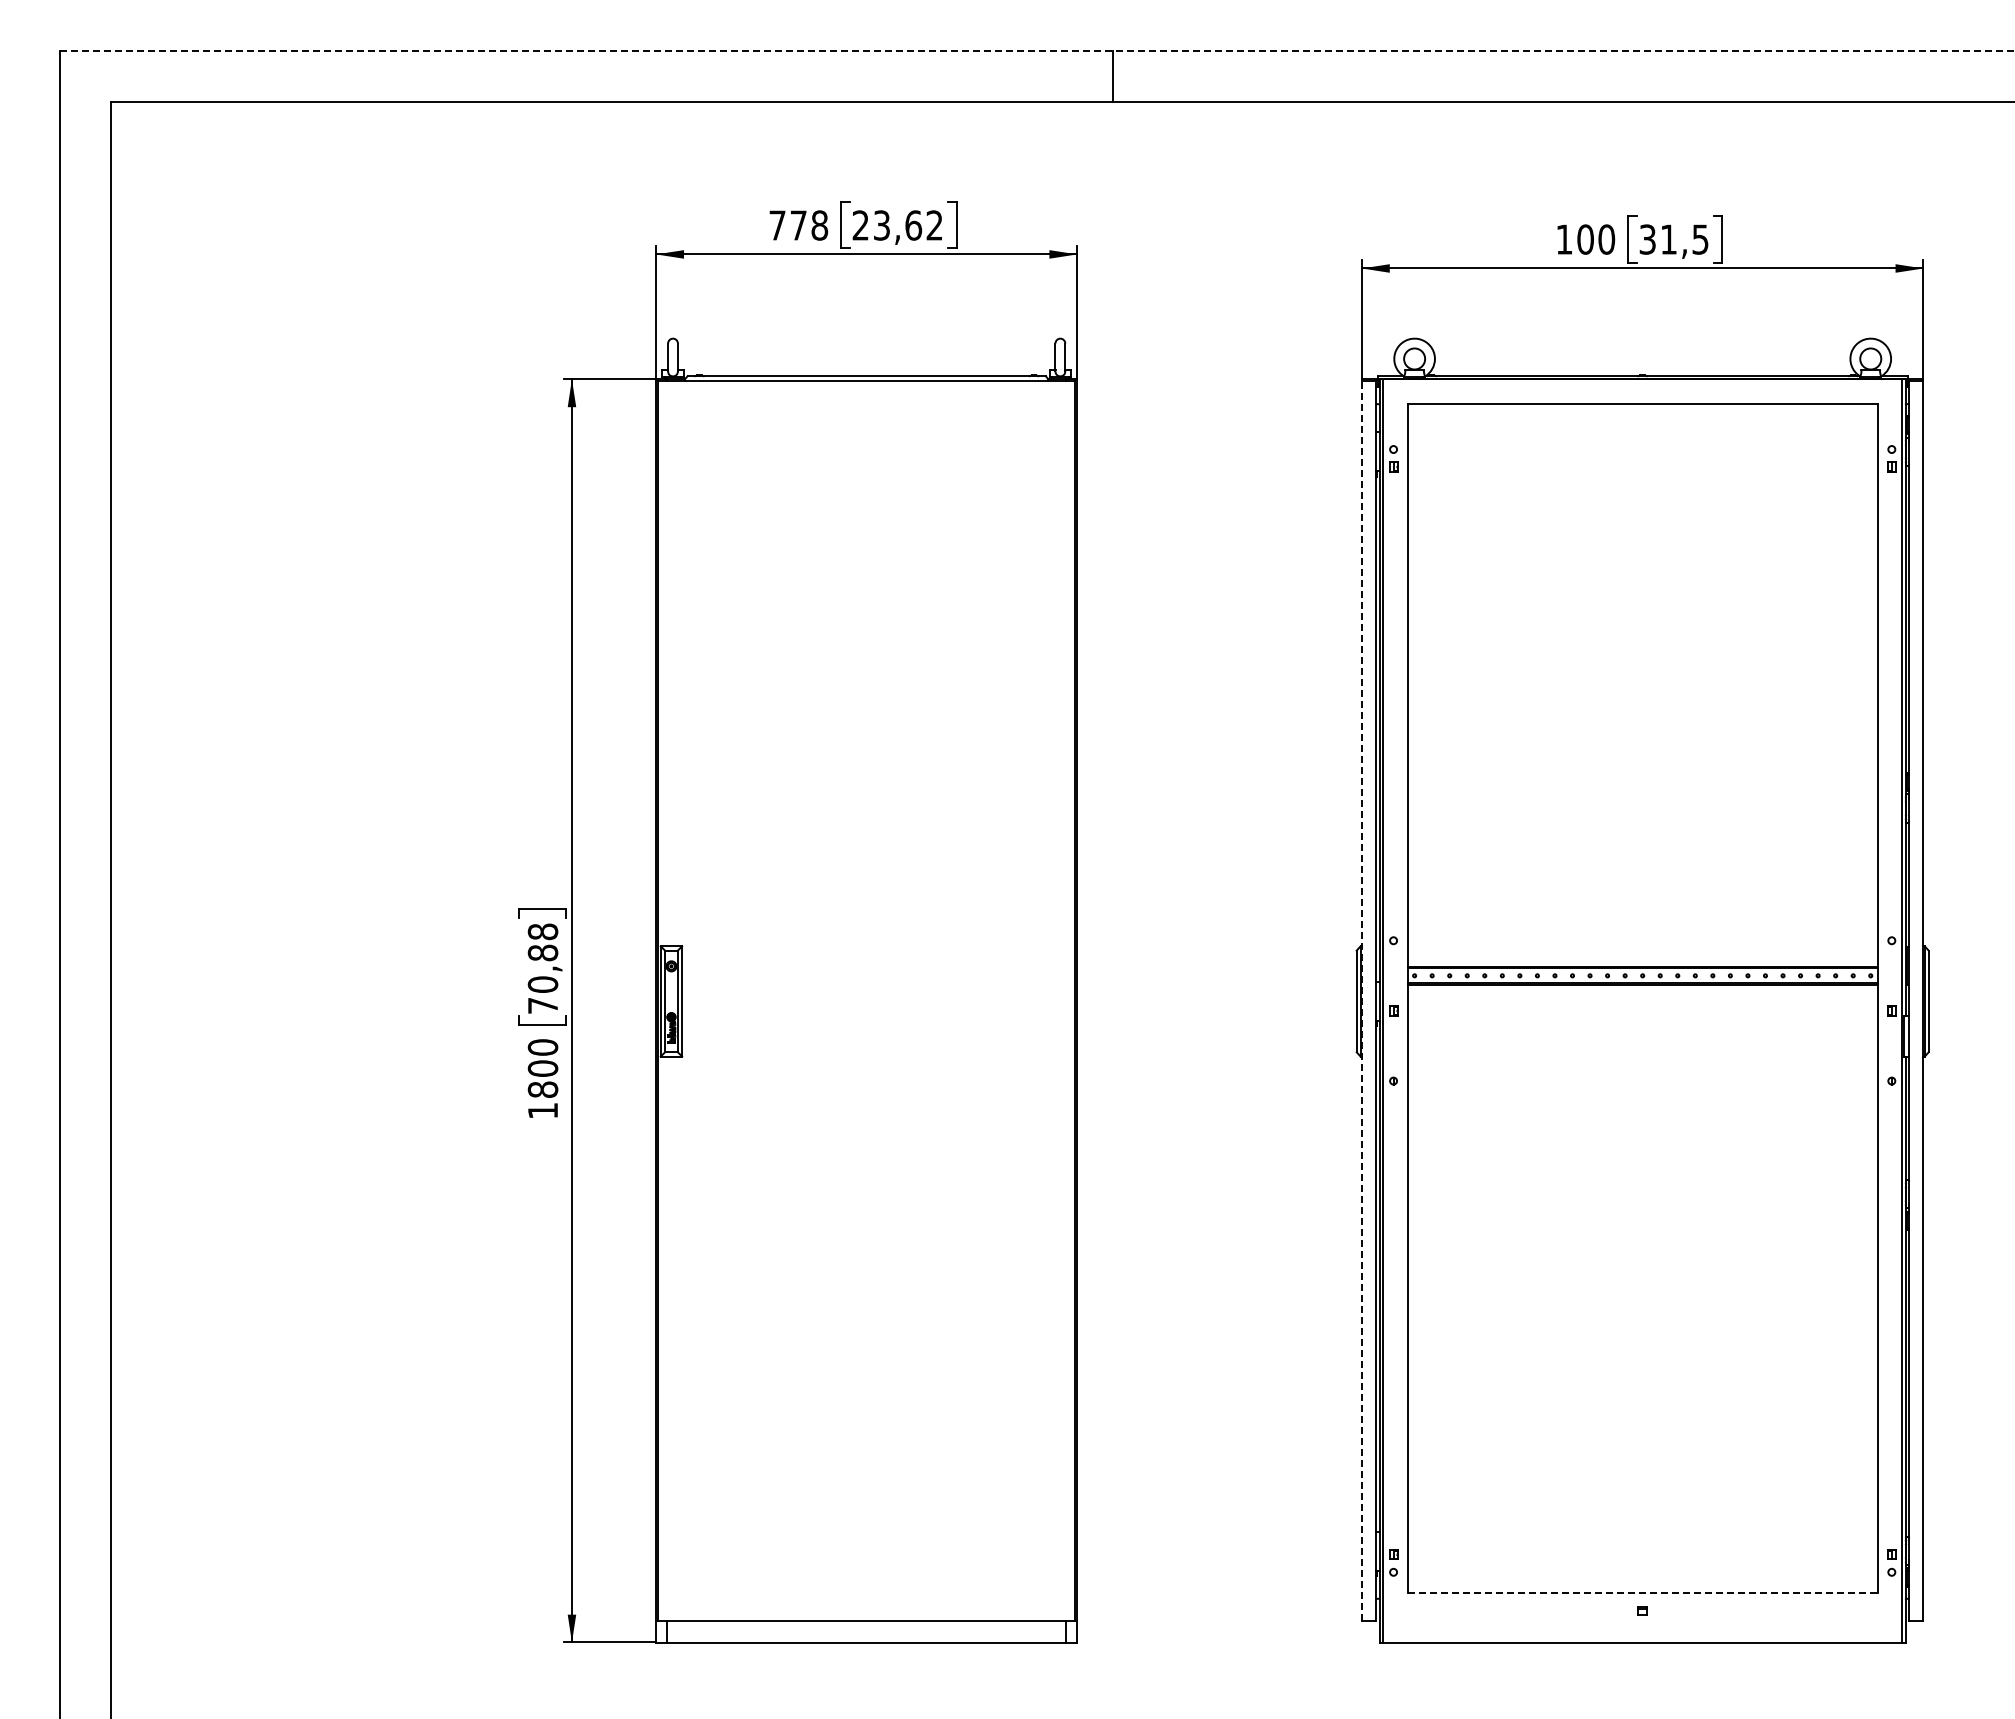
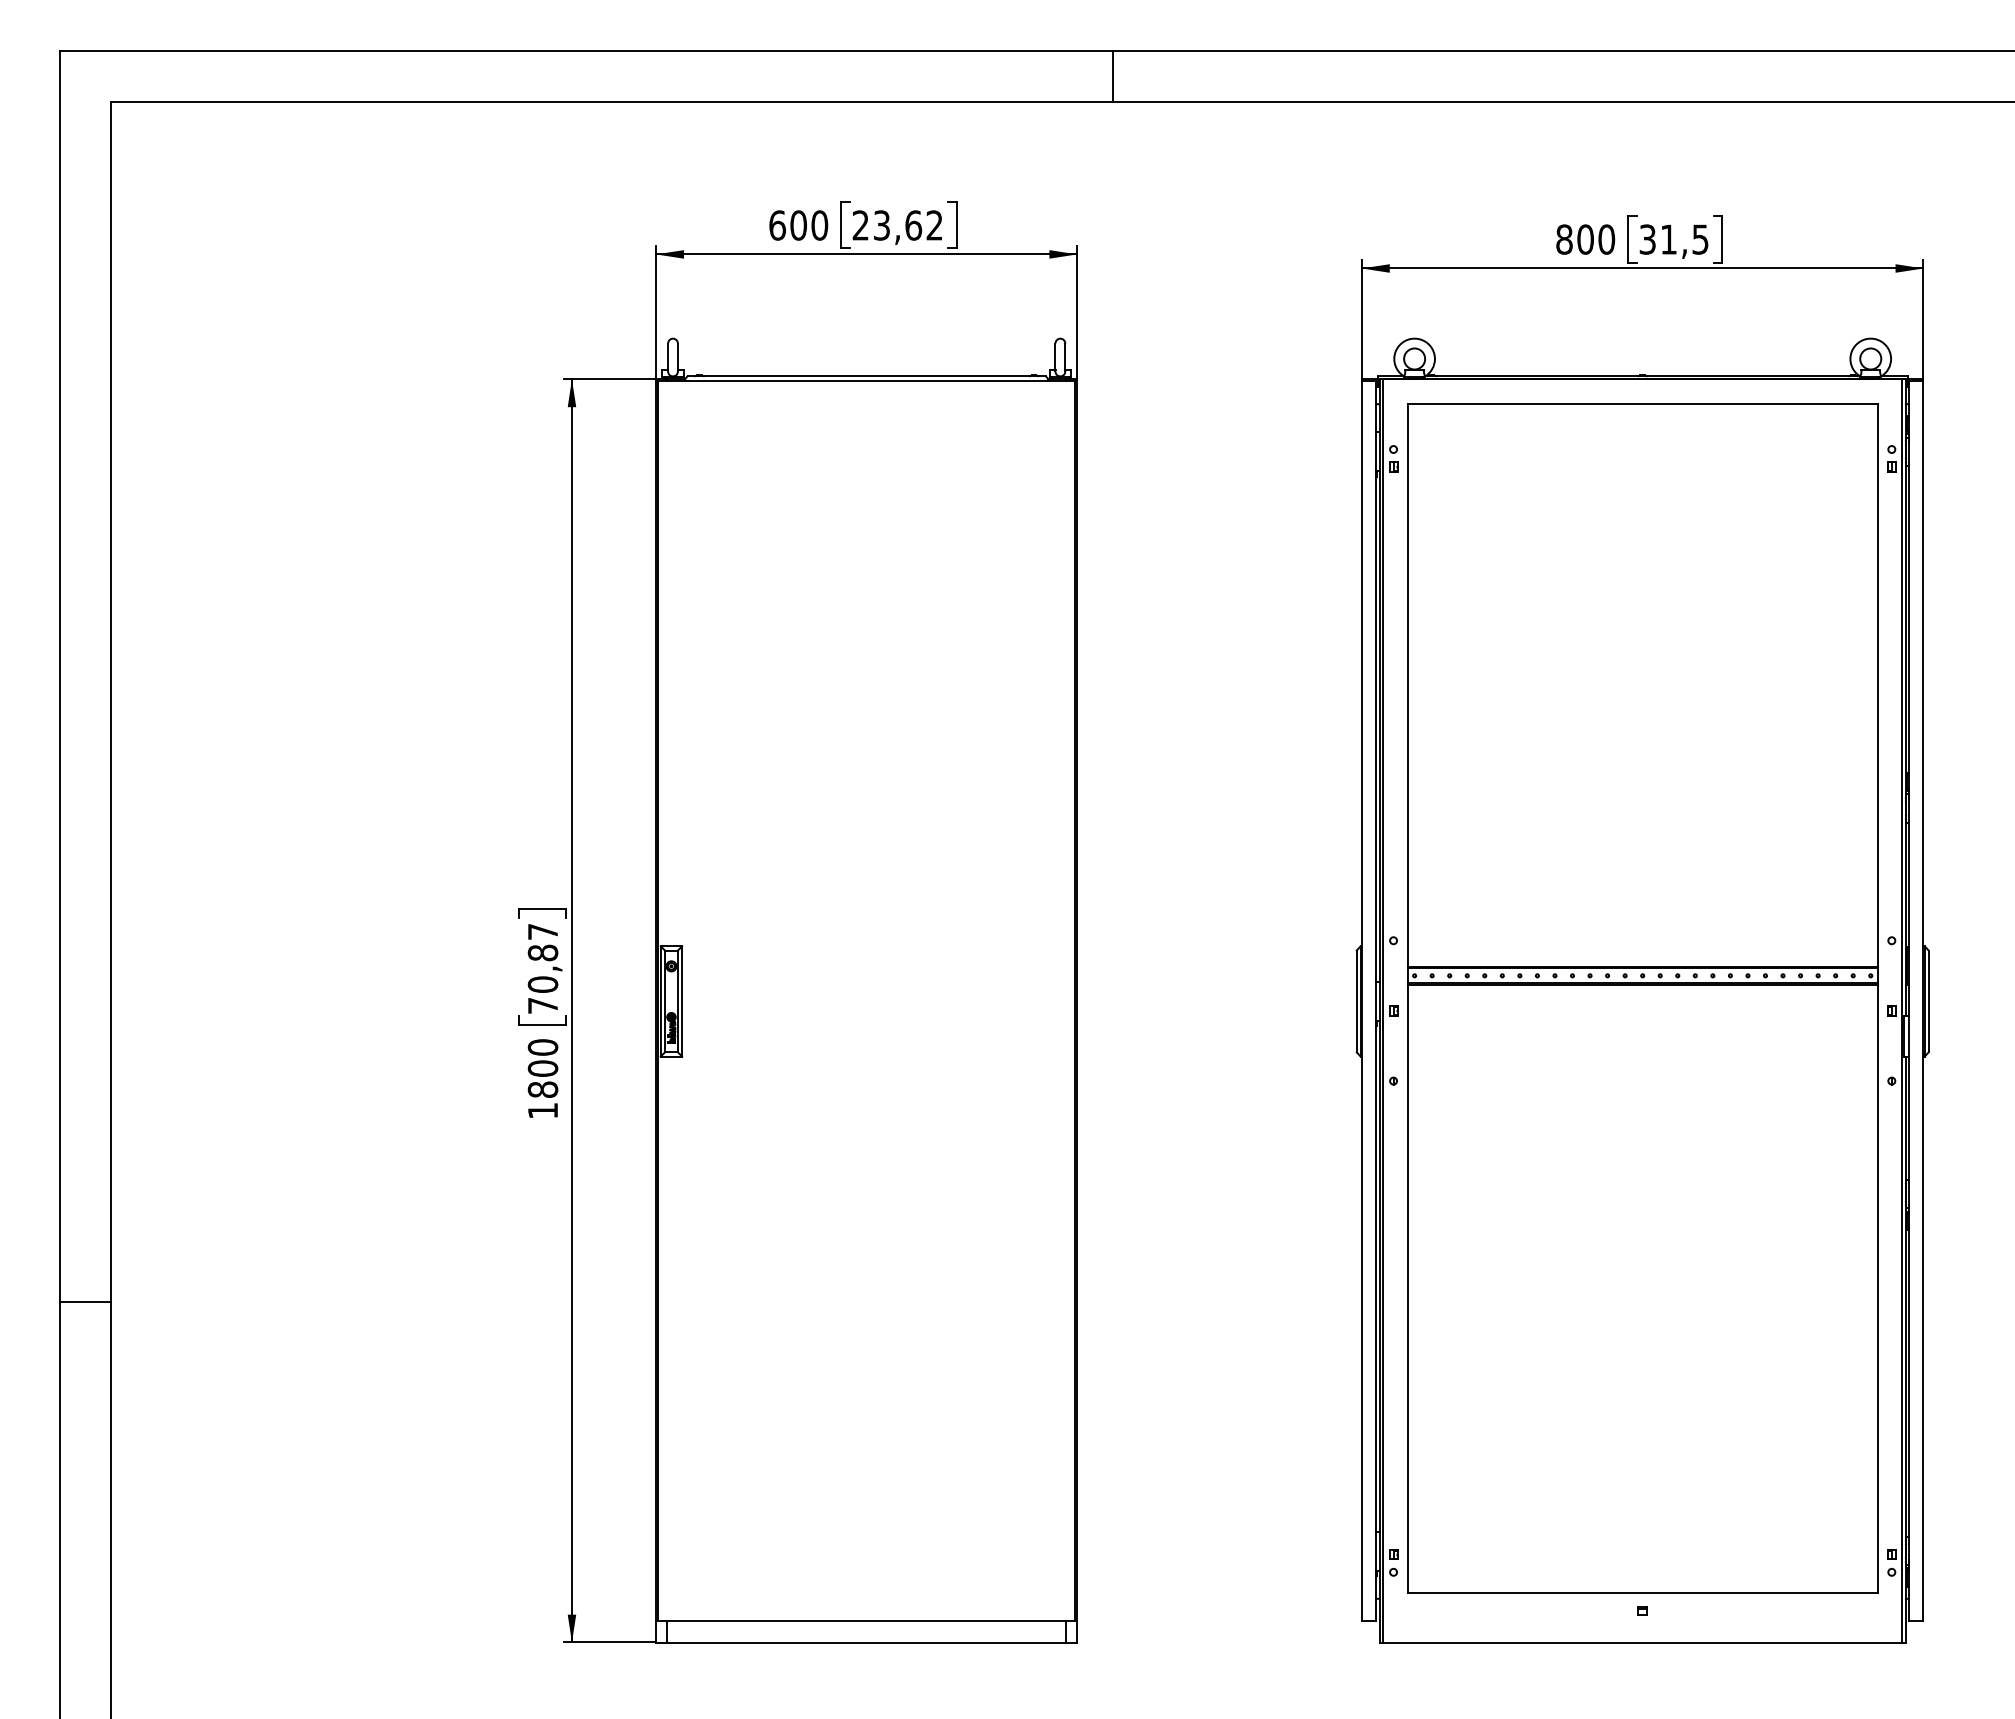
line: dashed -> solid (1037, 51)
text: 778 -> 600 (798, 225)
text: 100 -> 800 (1564, 239)
text: 70,88 -> 70,87 (542, 931)
line: dashed -> solid (1361, 1001)
line: none -> present (85, 1302)
line: dashed -> solid (1643, 1593)
